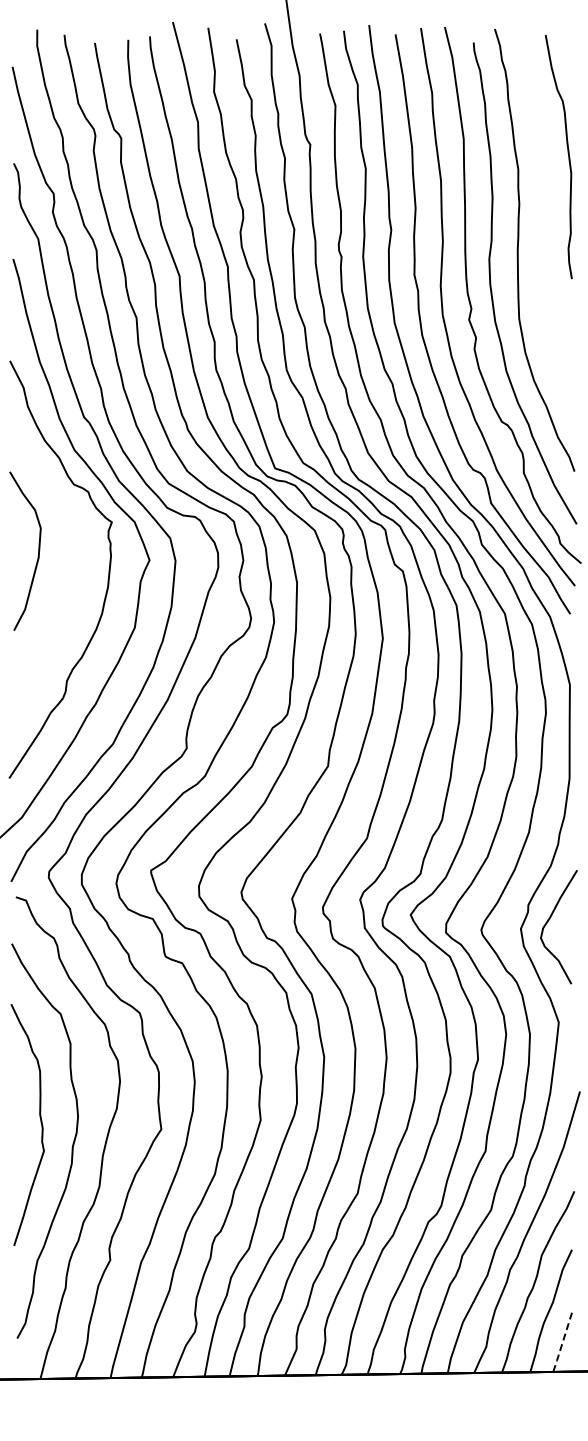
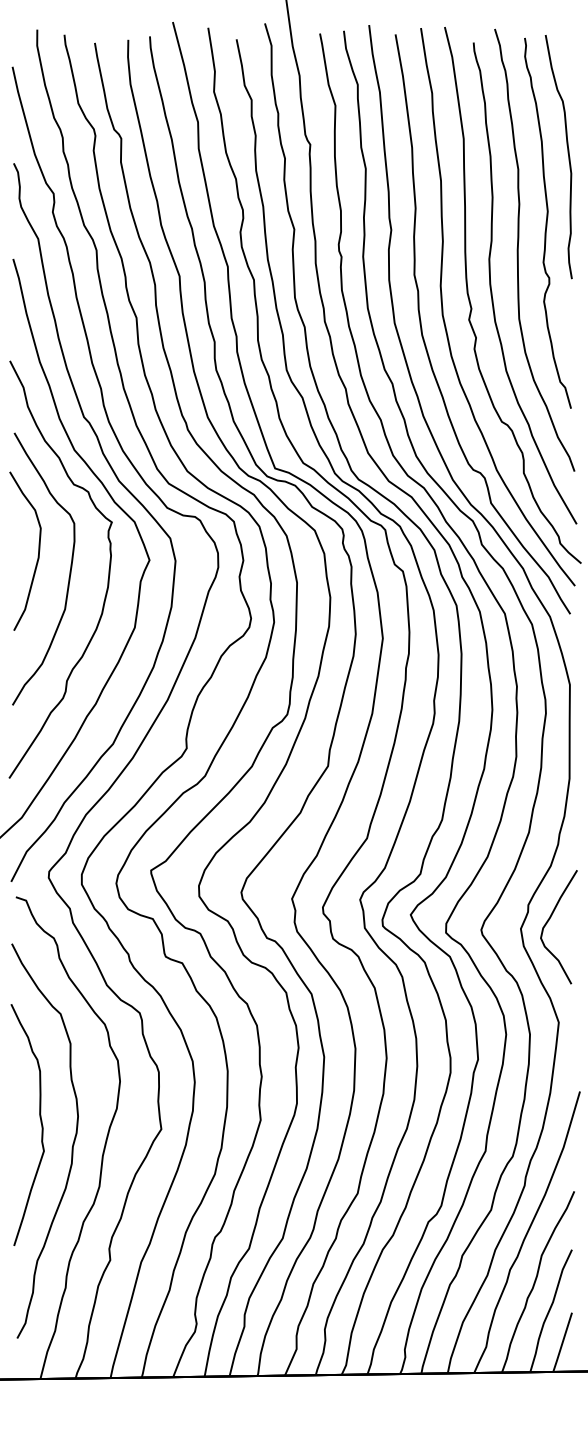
curve: none -> present (547, 222)
curve: none -> present (69, 570)
line: dashed -> solid (562, 1343)
